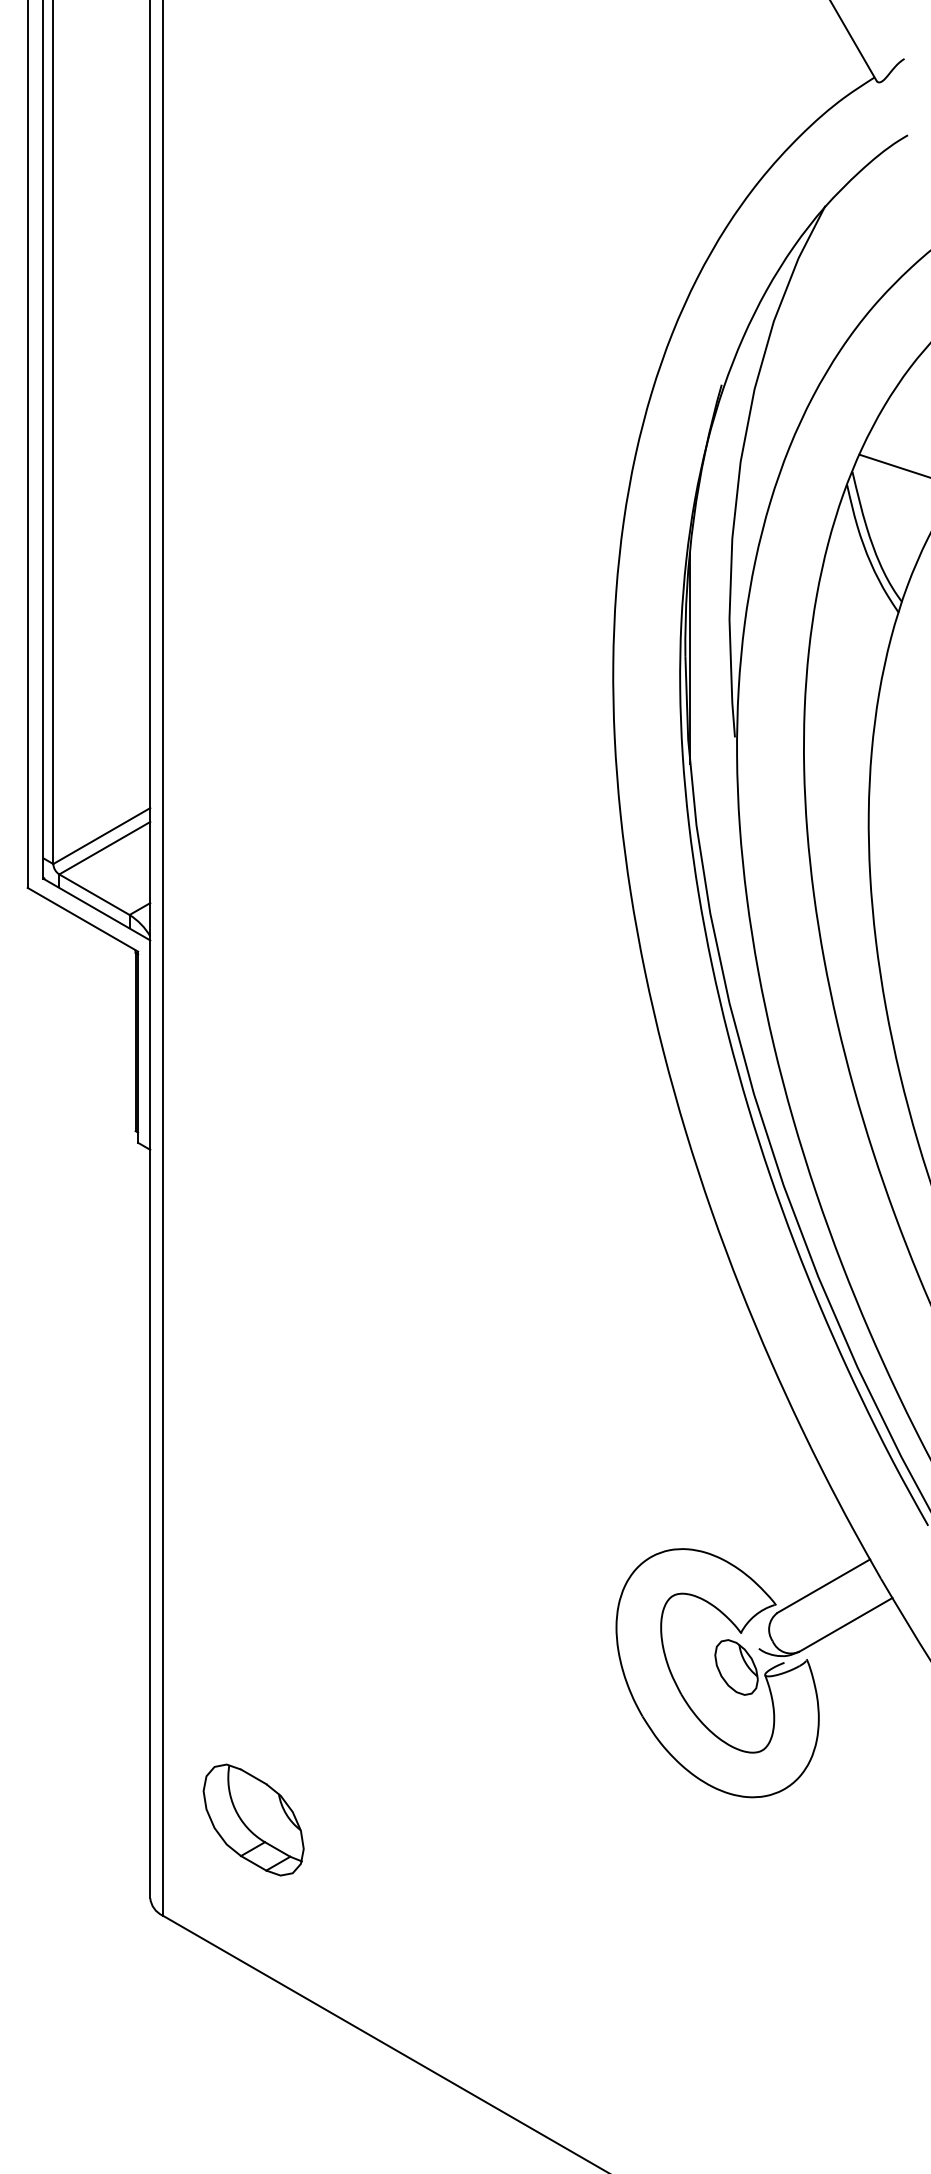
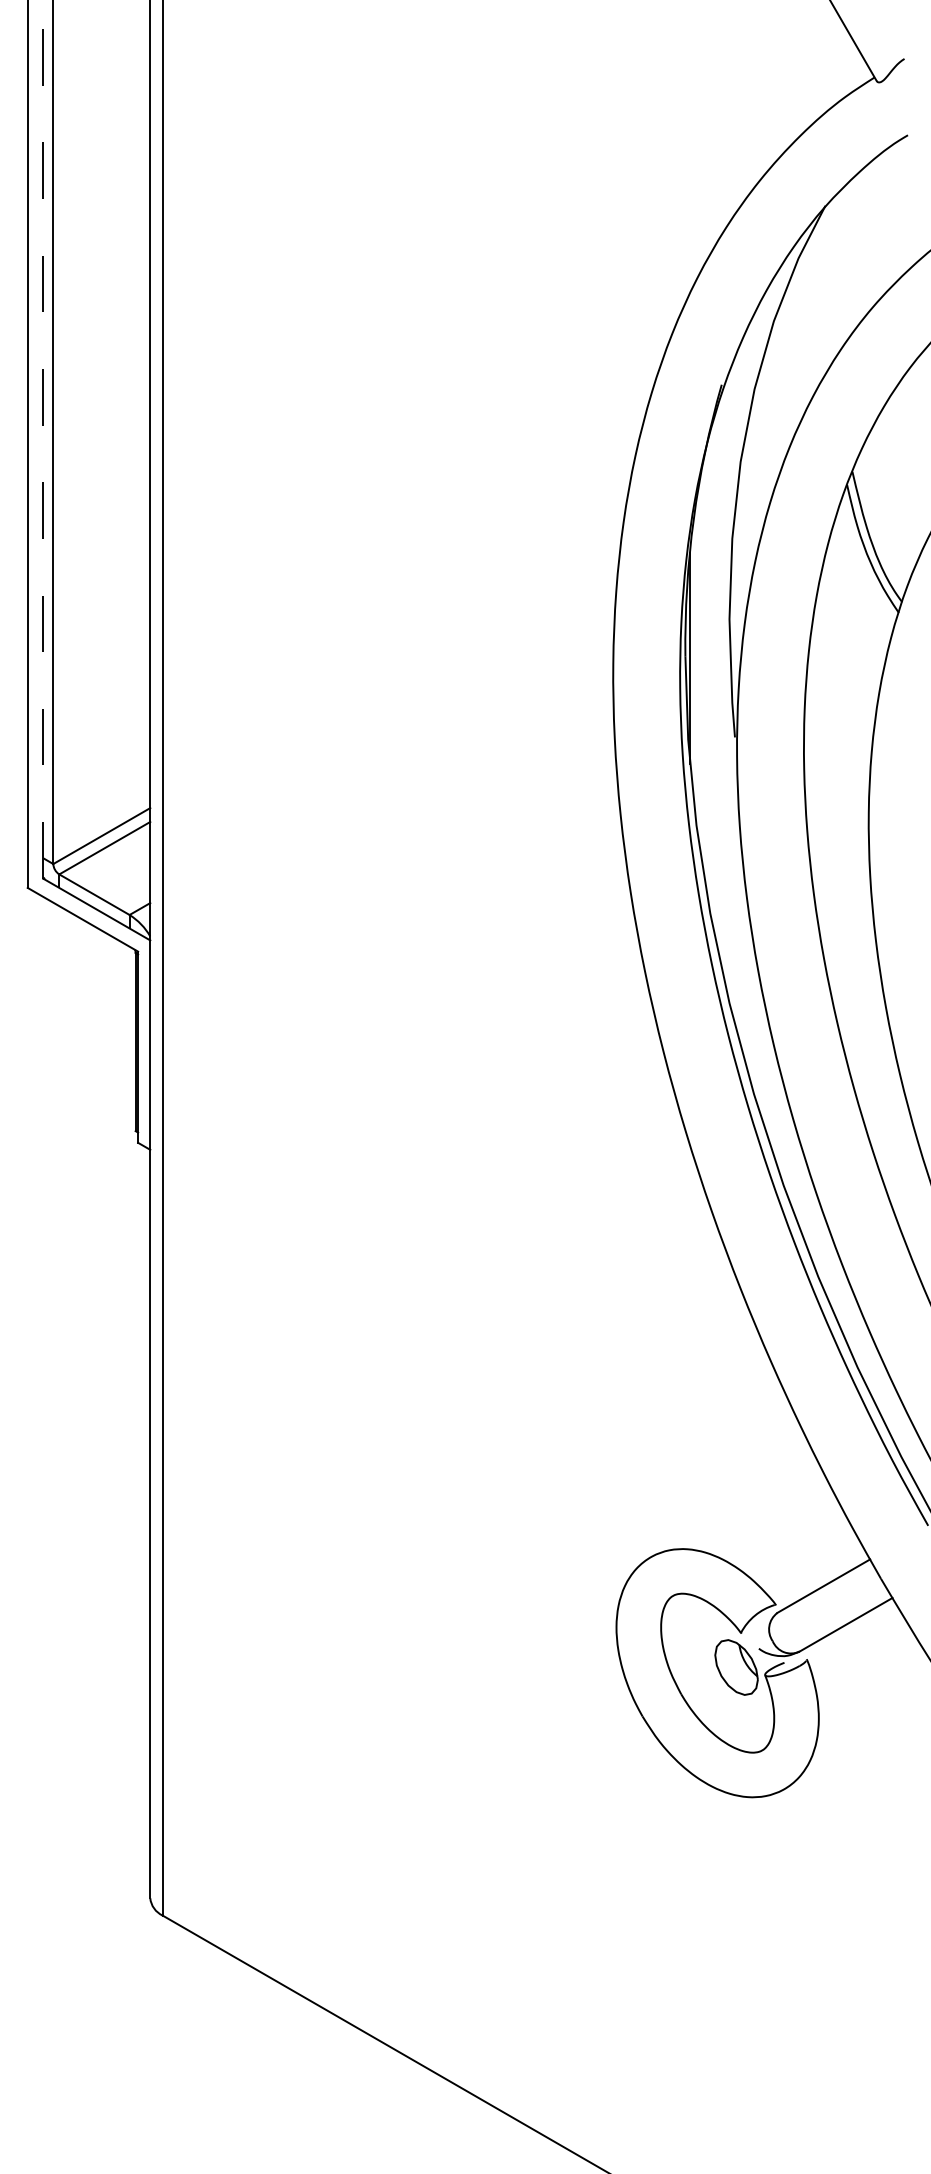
line: solid -> dashed (43, 439)
line: present -> none (893, 465)
part: present -> none (253, 1819)
